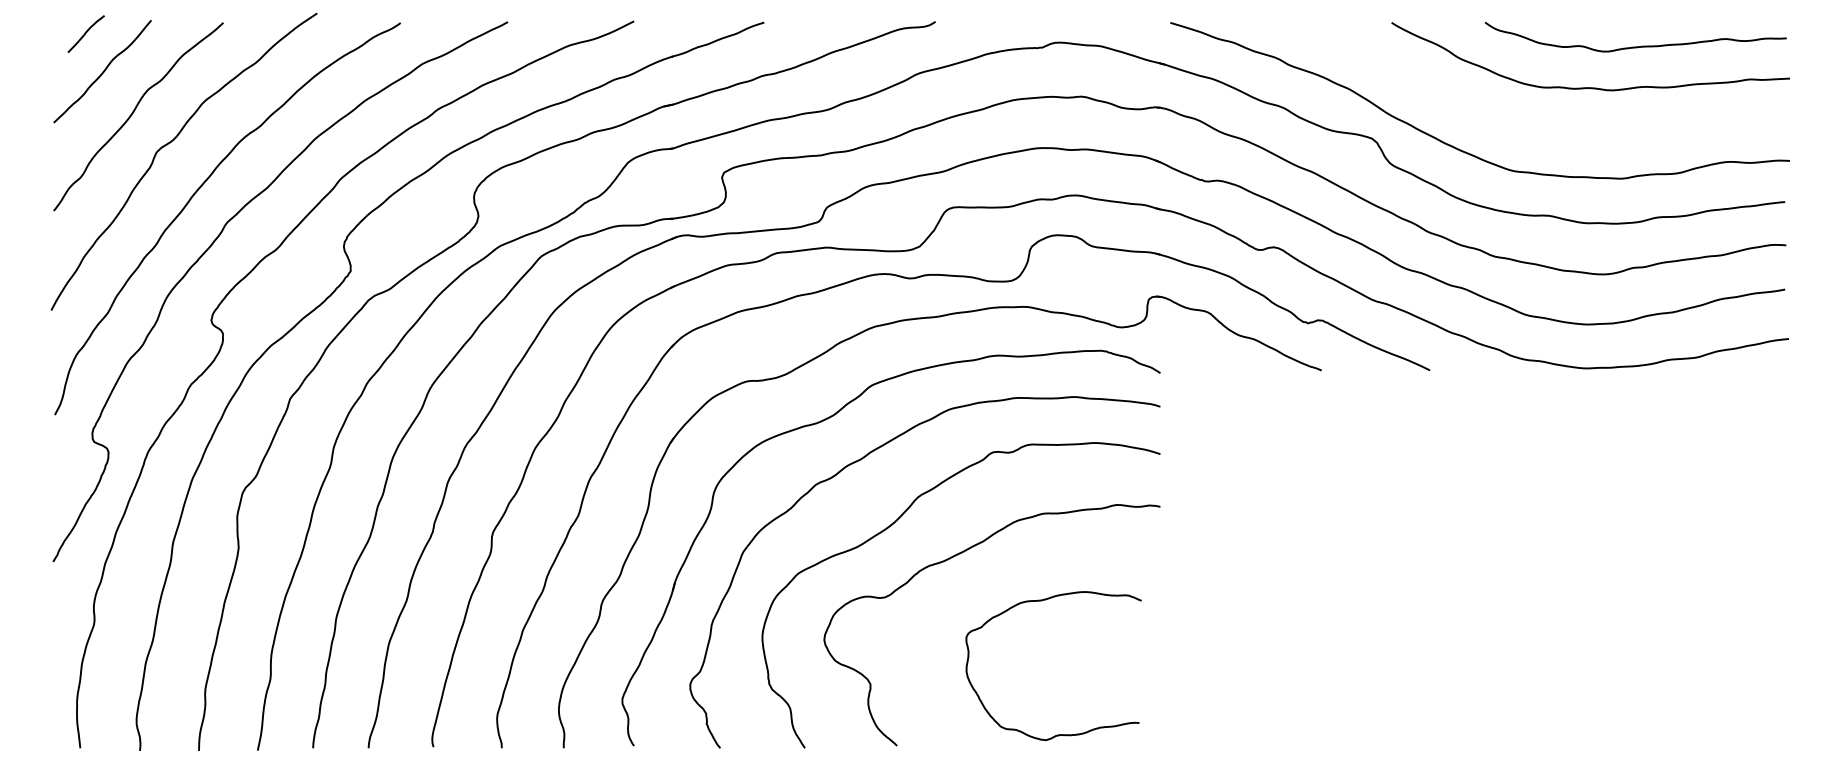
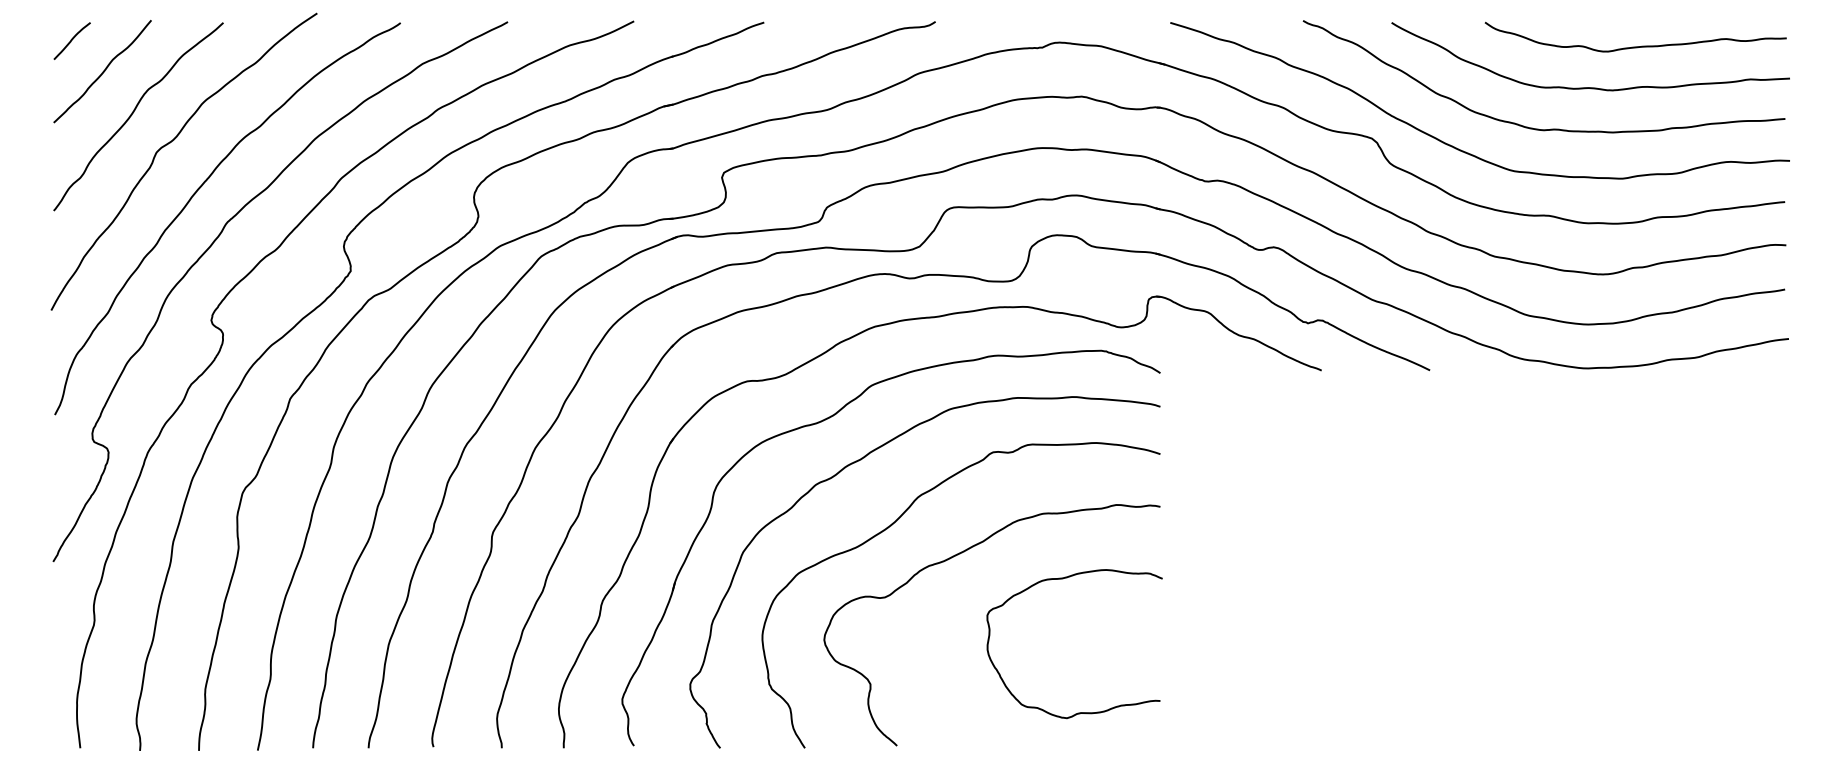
line position: (85, 33) -> (71, 40) (71, 40)
curve: none -> present (1532, 127)
curve position: (1042, 601) -> (1063, 579) (1063, 579)
